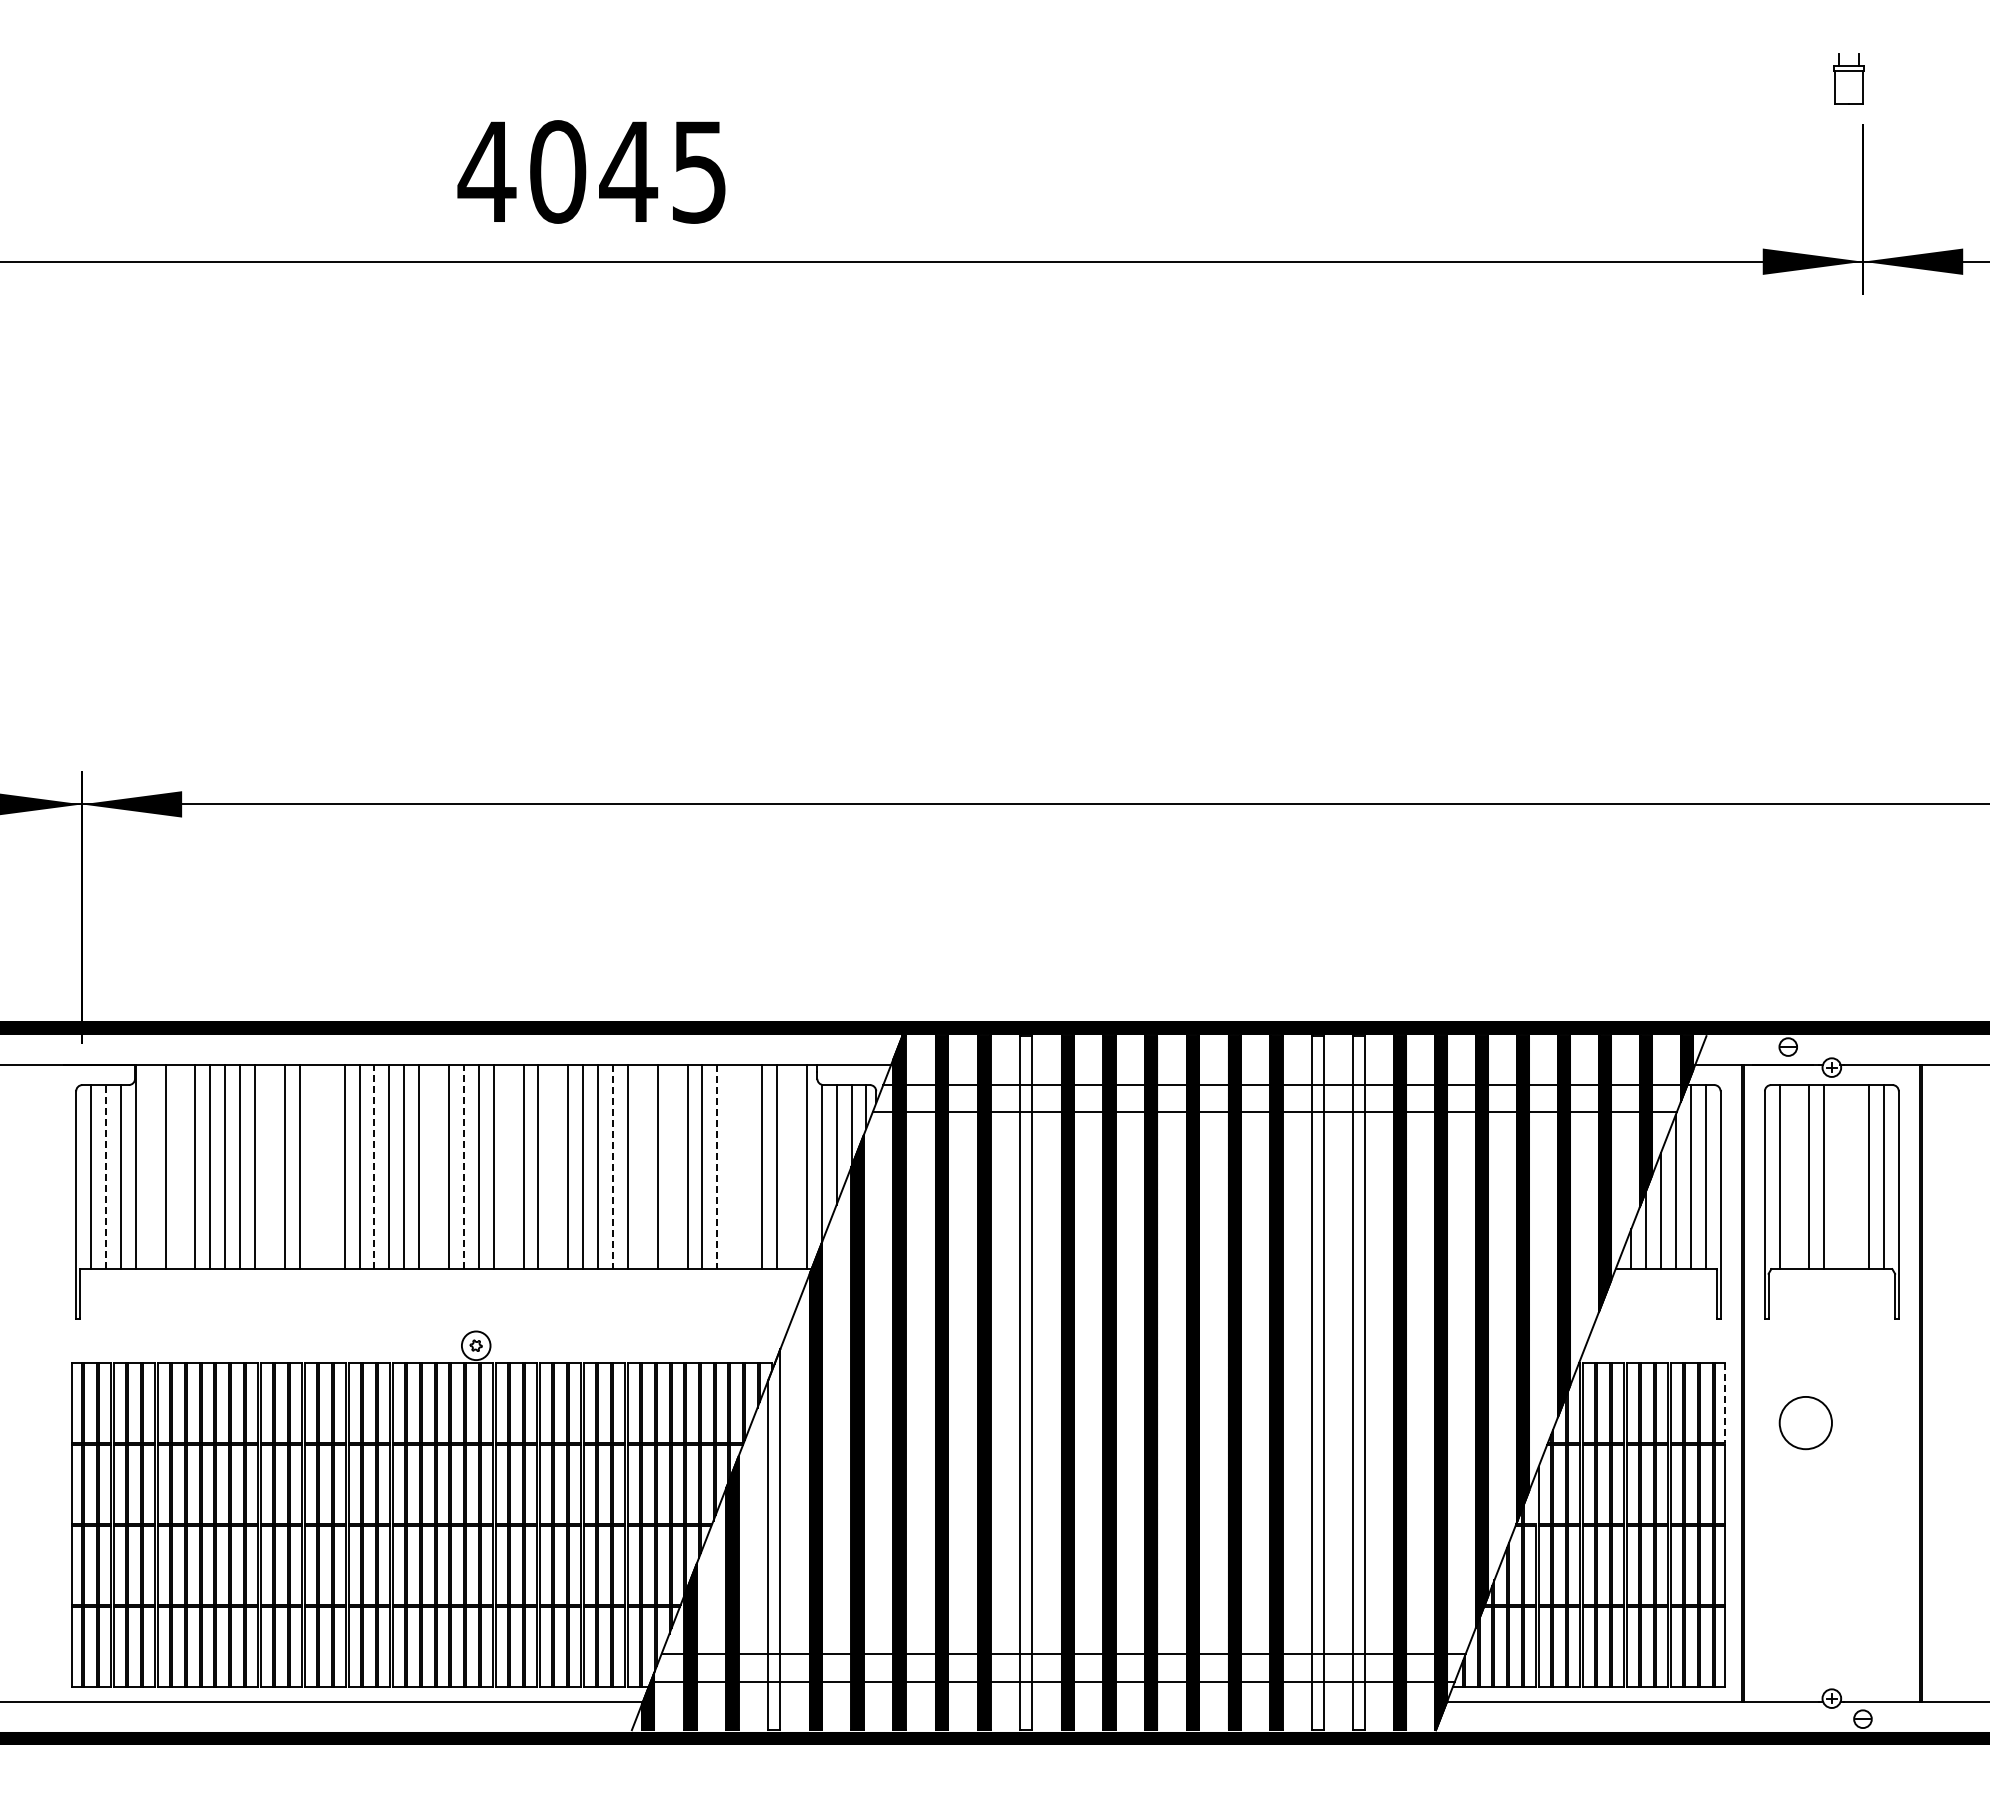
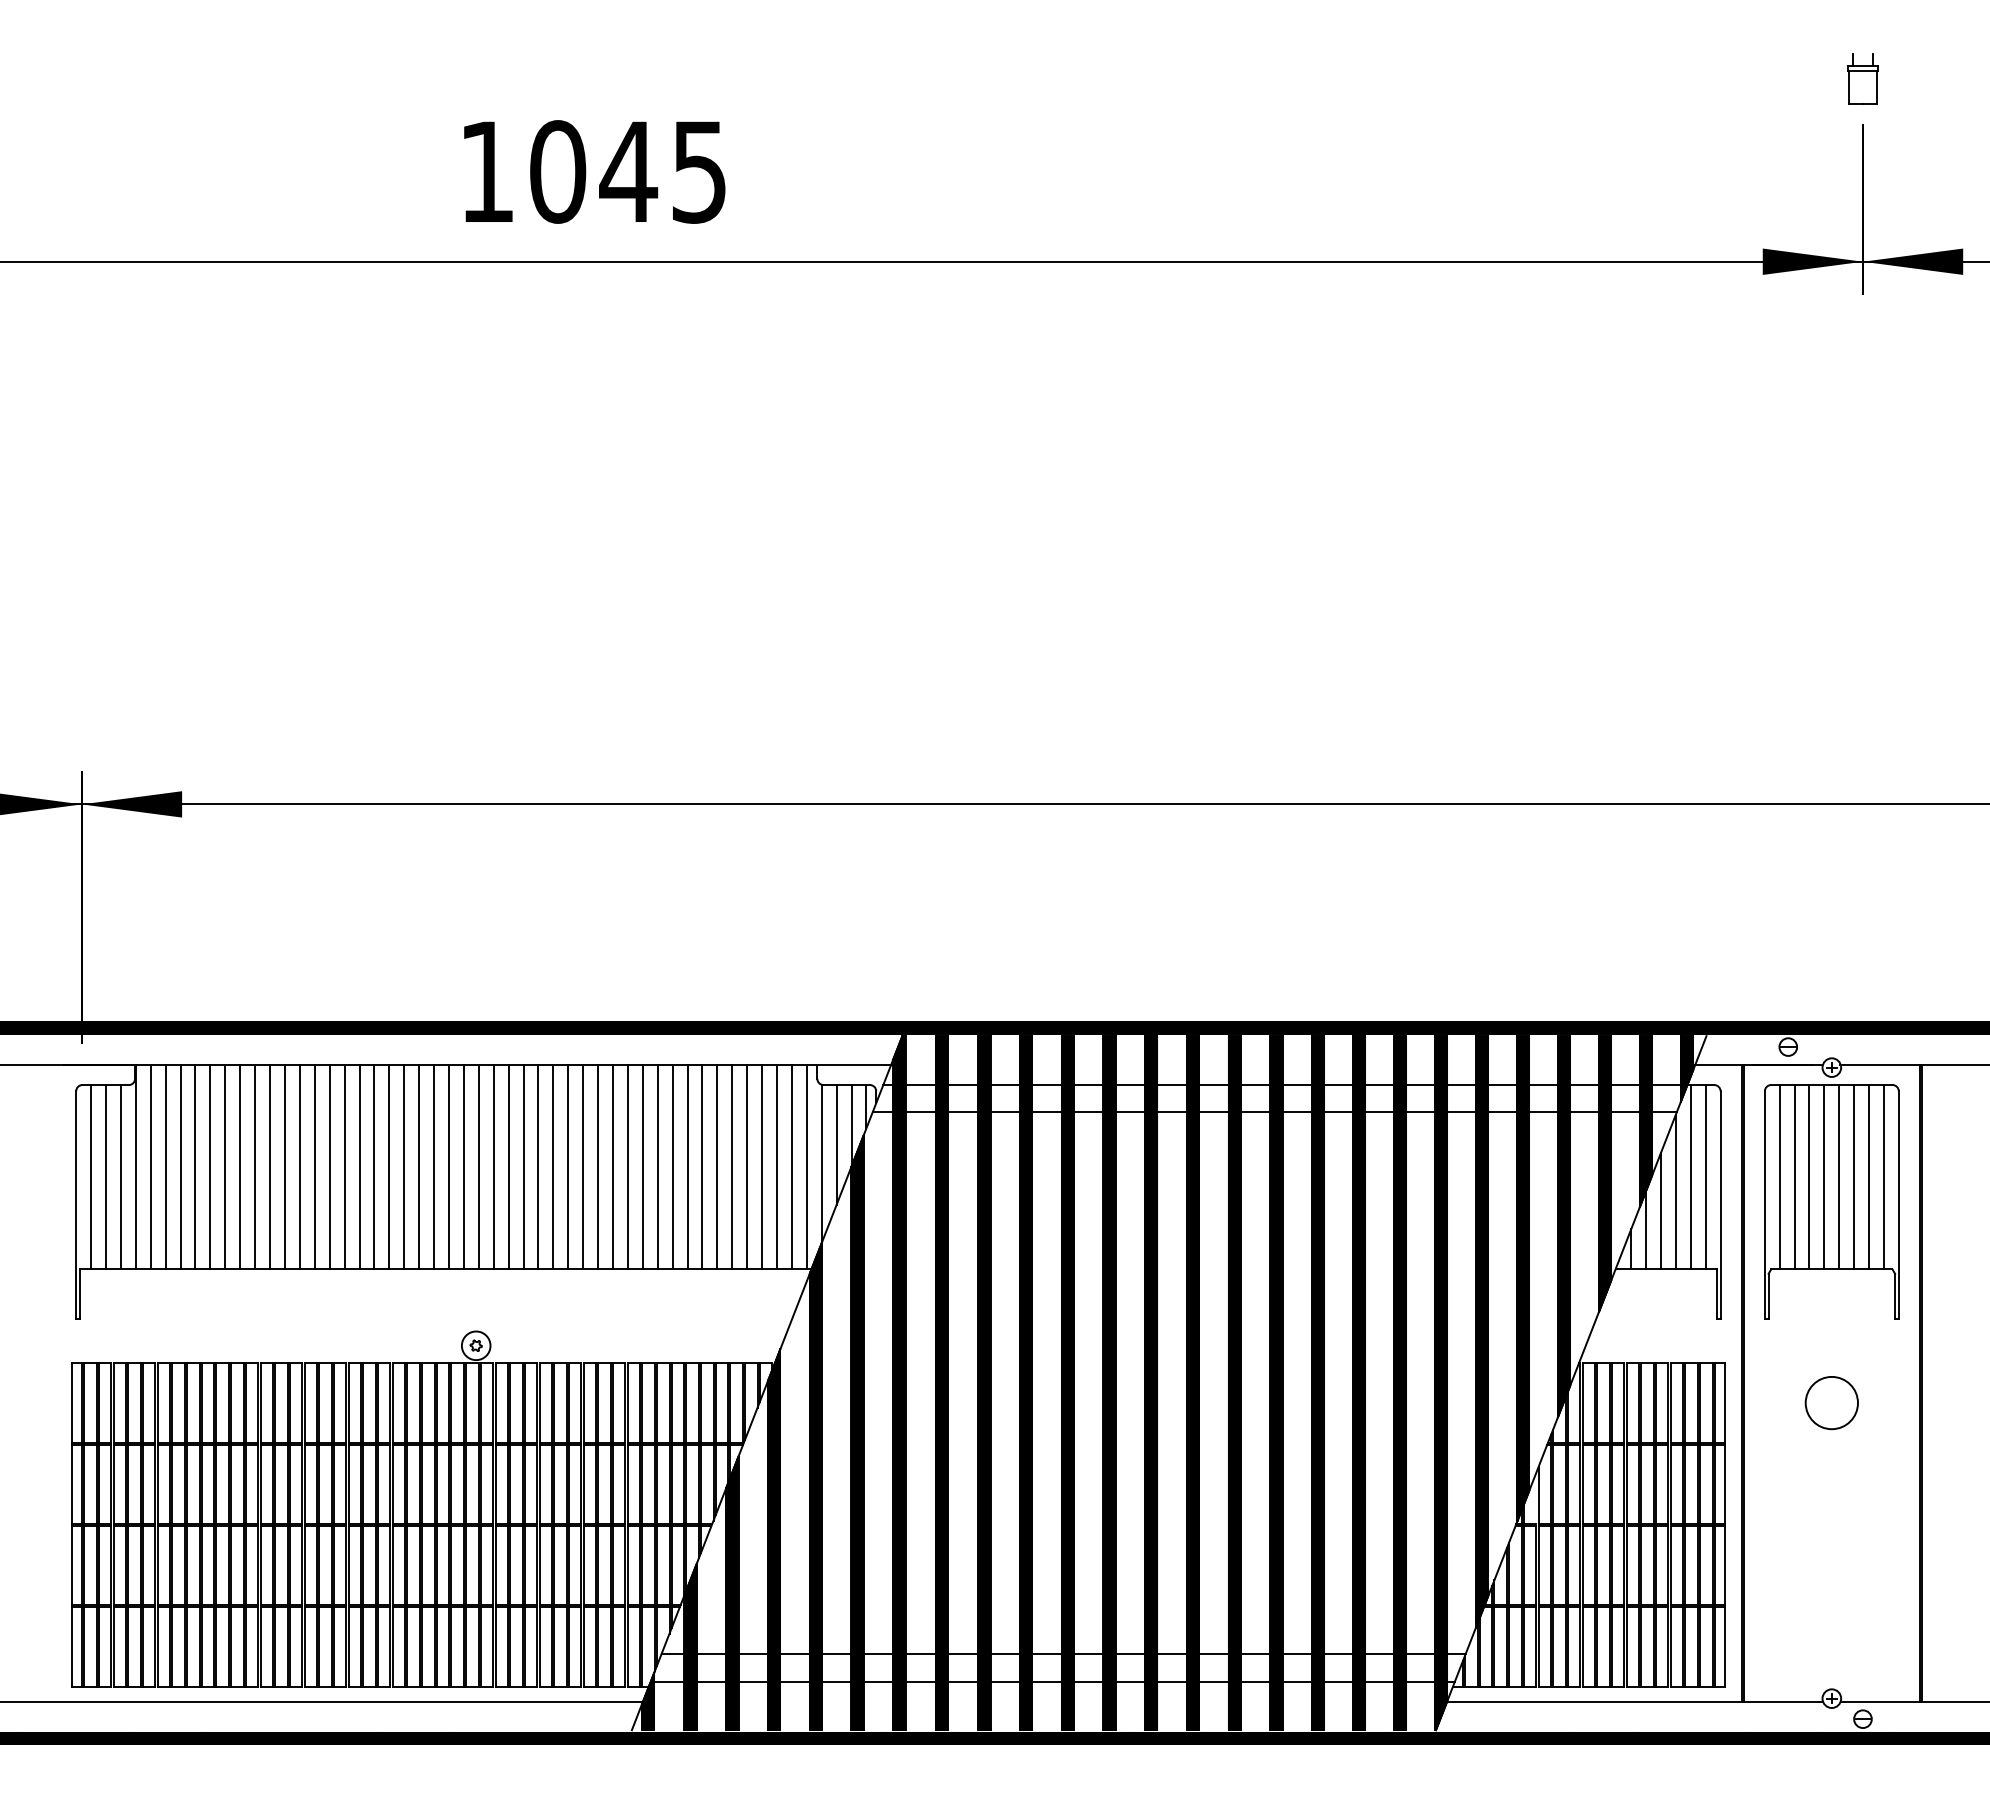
part position: (1848, 78) -> (1862, 78) (1862, 78)
text: 4045 -> 1045 (486, 171)
line: none -> present (150, 1166)
line: none -> present (180, 1166)
line: none -> present (270, 1166)
line: none -> present (314, 1166)
line: none -> present (329, 1166)
line: dashed -> solid (374, 1166)
line: none -> present (434, 1166)
line: dashed -> solid (463, 1166)
line: none -> present (508, 1166)
line: none -> present (553, 1166)
line: none -> present (642, 1166)
line: none -> present (672, 1166)
line: none -> present (732, 1166)
line: none -> present (747, 1166)
line: none -> present (791, 1166)
line: dashed -> solid (613, 1167)
line: dashed -> solid (717, 1167)
line: dashed -> solid (105, 1176)
line: none -> present (1794, 1177)
line: none -> present (1839, 1177)
line: none -> present (1854, 1177)
hatch: none -> present (1025, 1383)
hatch: none -> present (1318, 1383)
hatch: none -> present (1359, 1383)
line: dashed -> solid (1725, 1403)
circle position: (1805, 1423) -> (1831, 1403) (1831, 1403)
hatch: none -> present (773, 1539)
